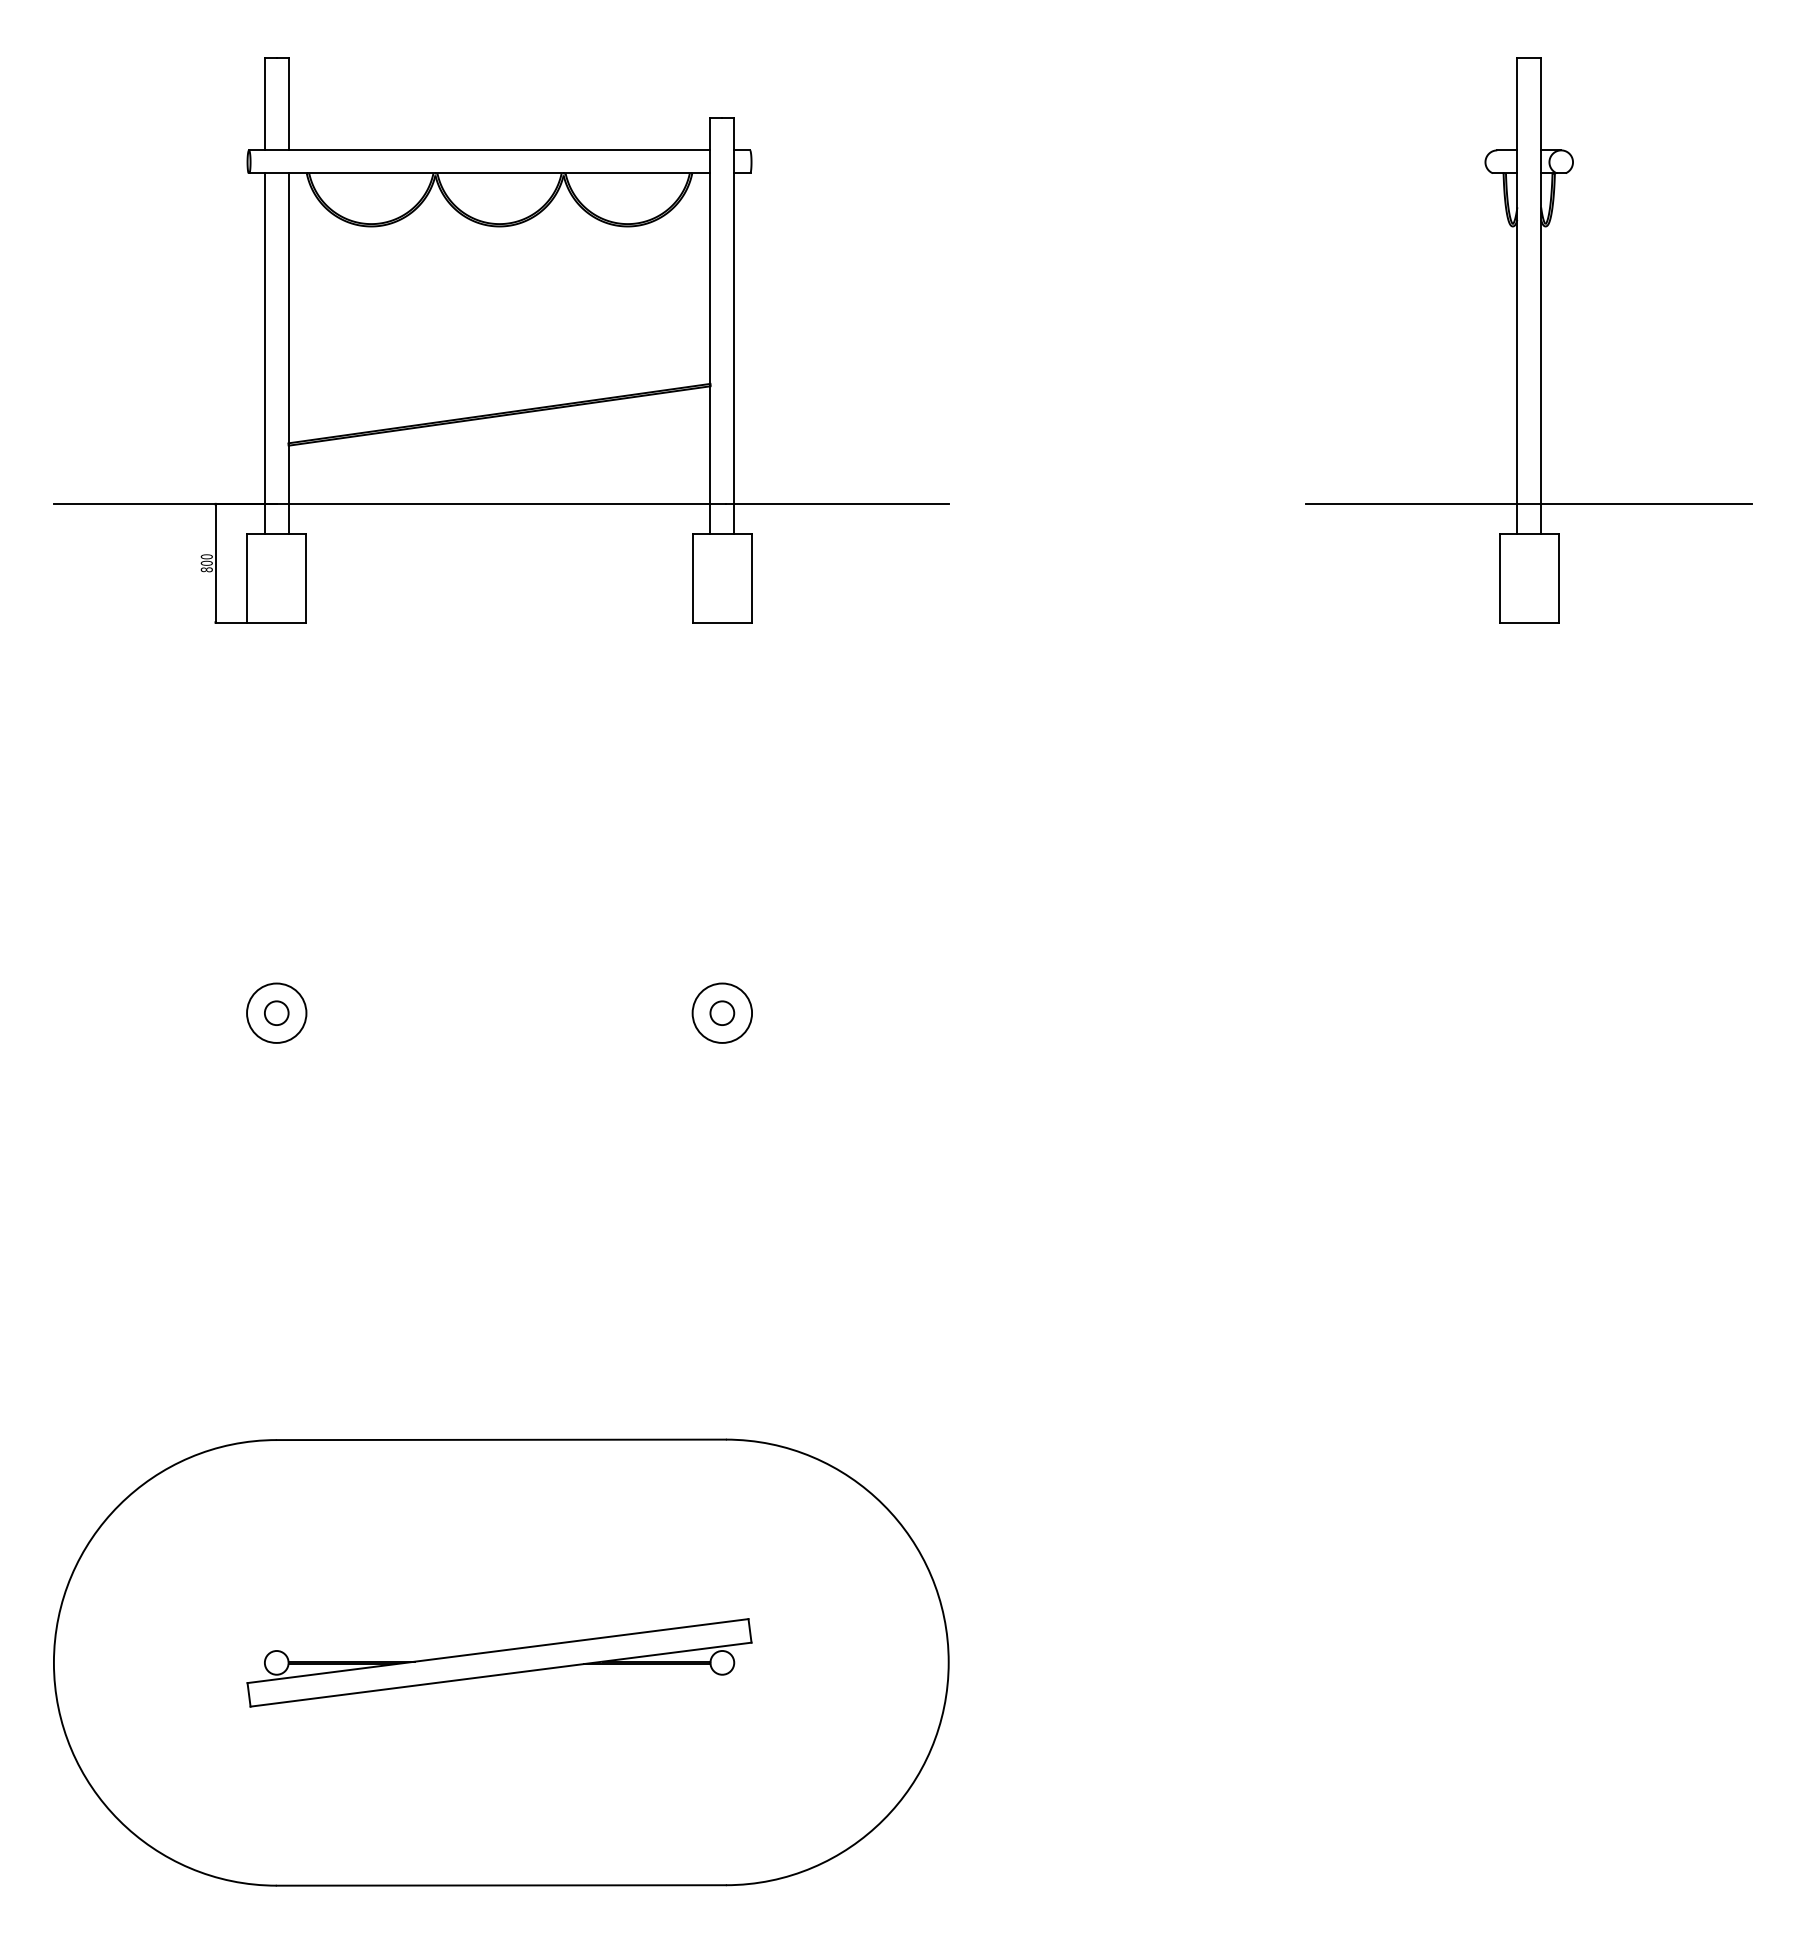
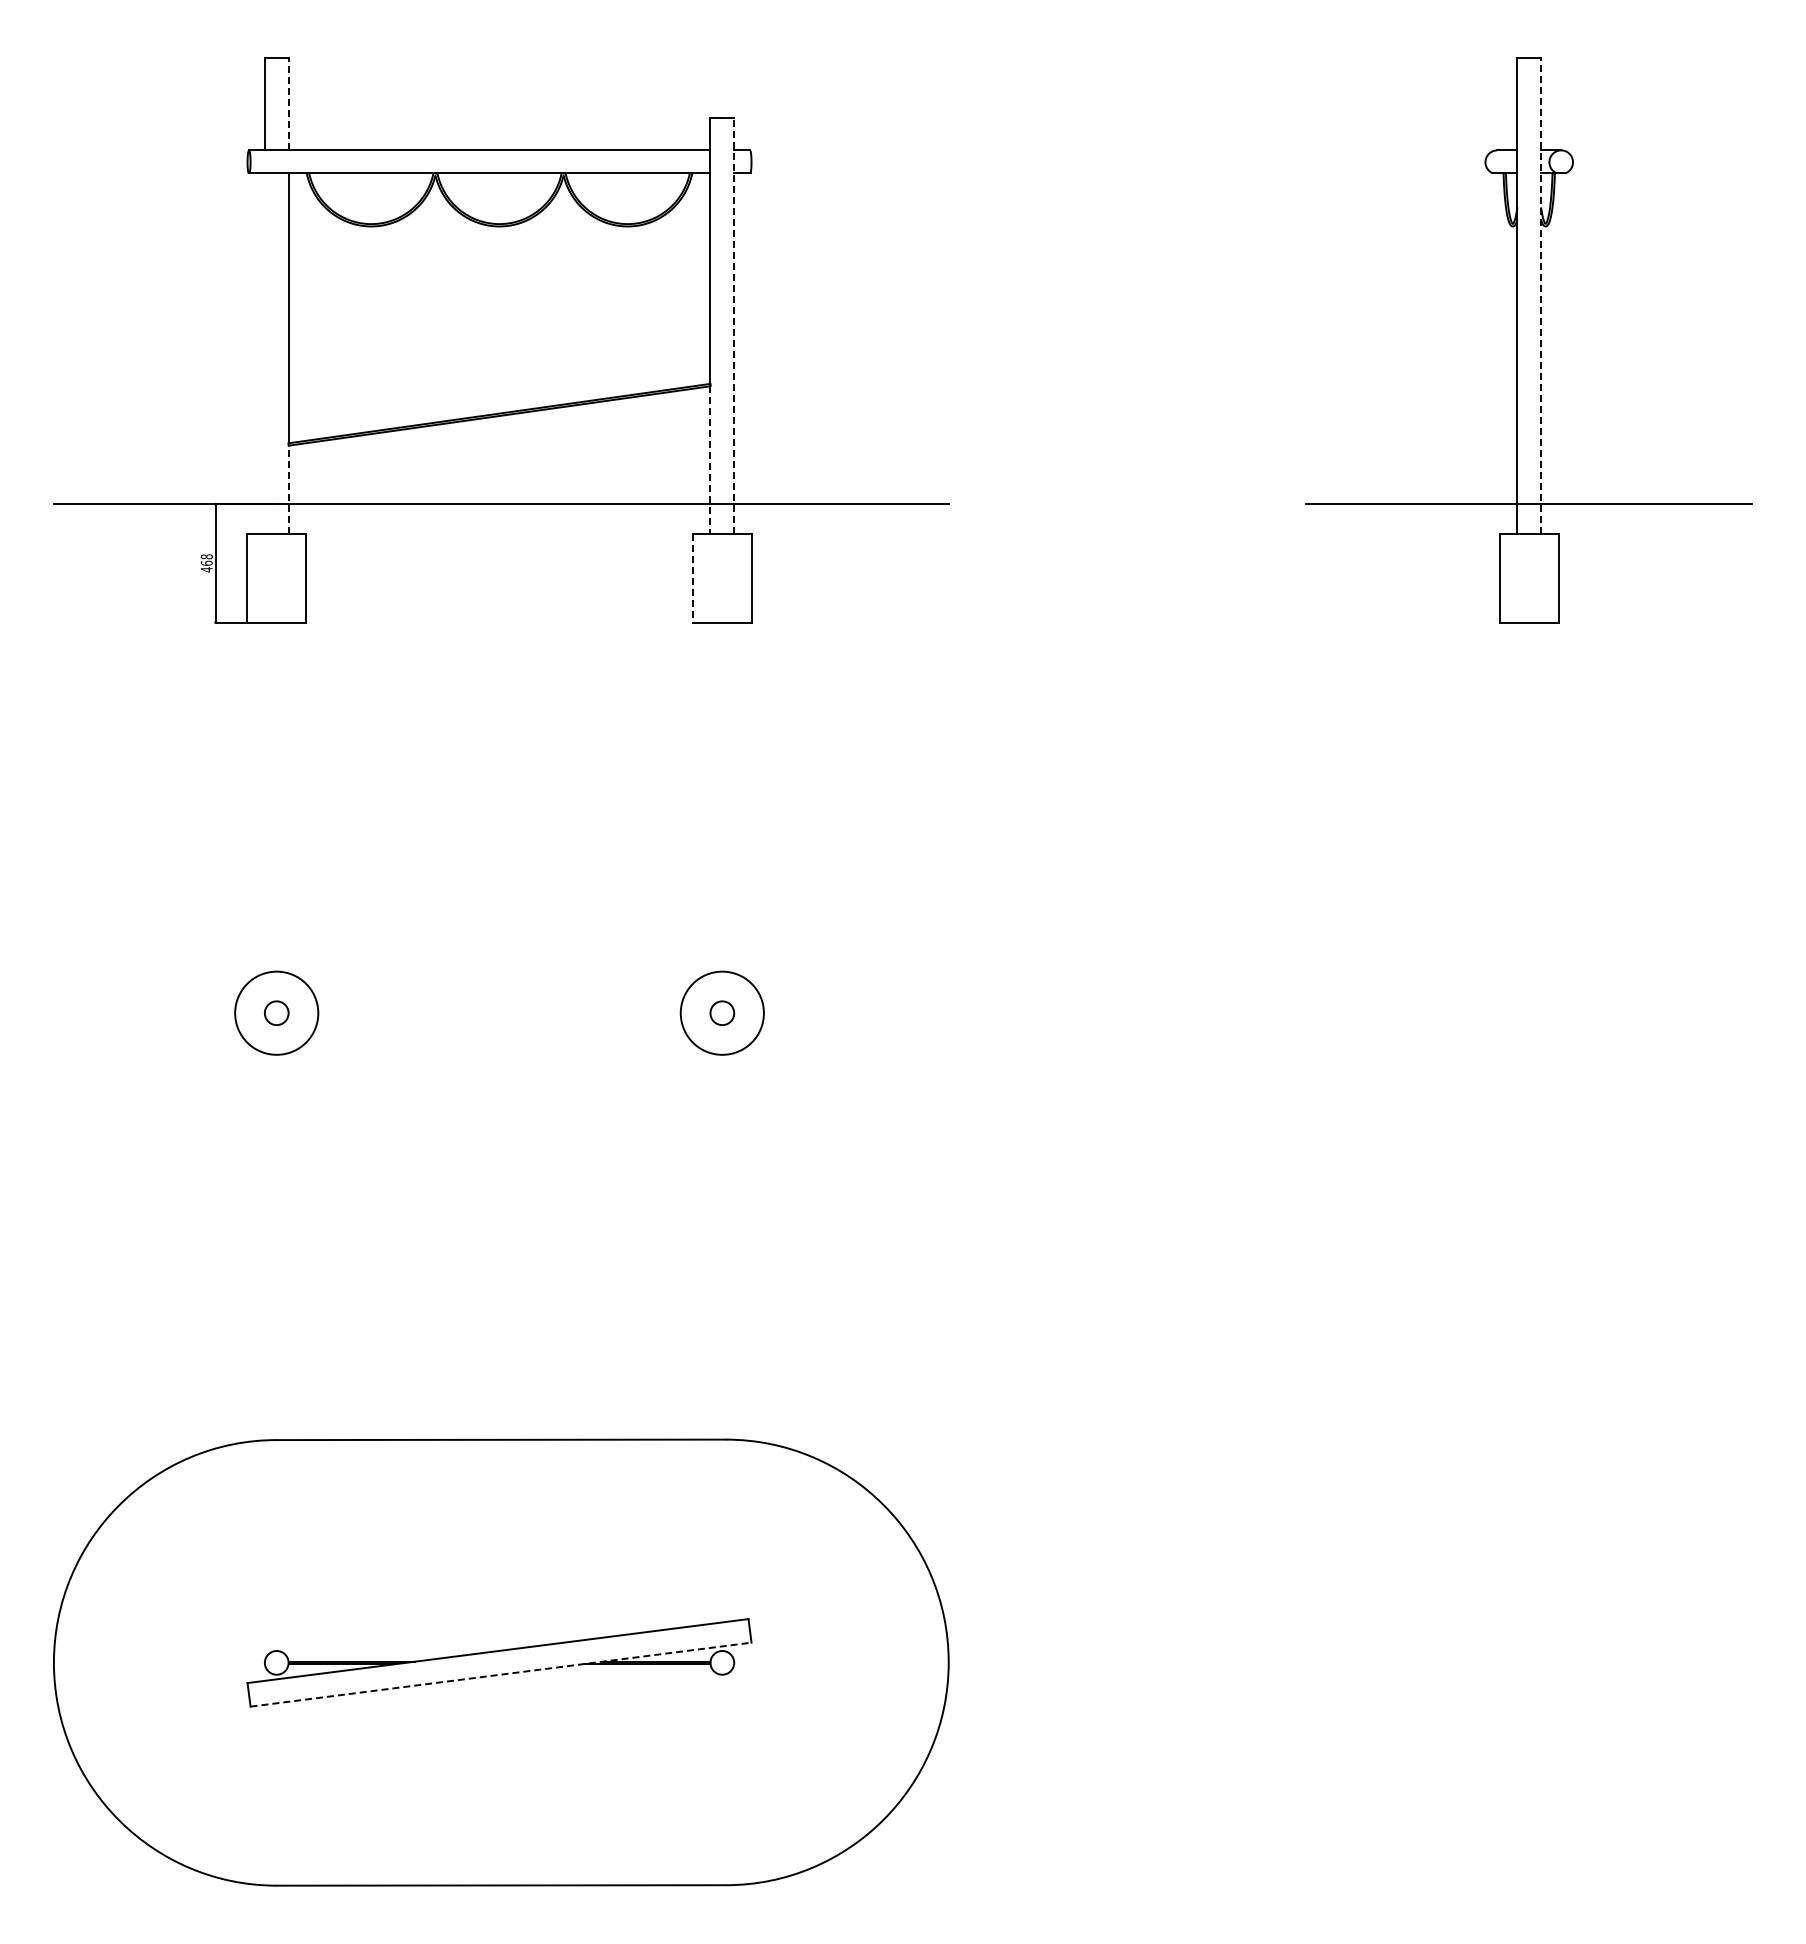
line: solid -> dashed (288, 103)
line: solid -> dashed (1541, 295)
line: solid -> dashed (734, 325)
line: present -> none (264, 353)
line: solid -> dashed (710, 459)
line: solid -> dashed (288, 489)
text: 800 -> 468 (206, 563)
line: solid -> dashed (692, 578)
circle diameter: 59 px -> 83 px (276, 1012)
circle diameter: 59 px -> 83 px (721, 1012)
line: solid -> dashed (501, 1674)
